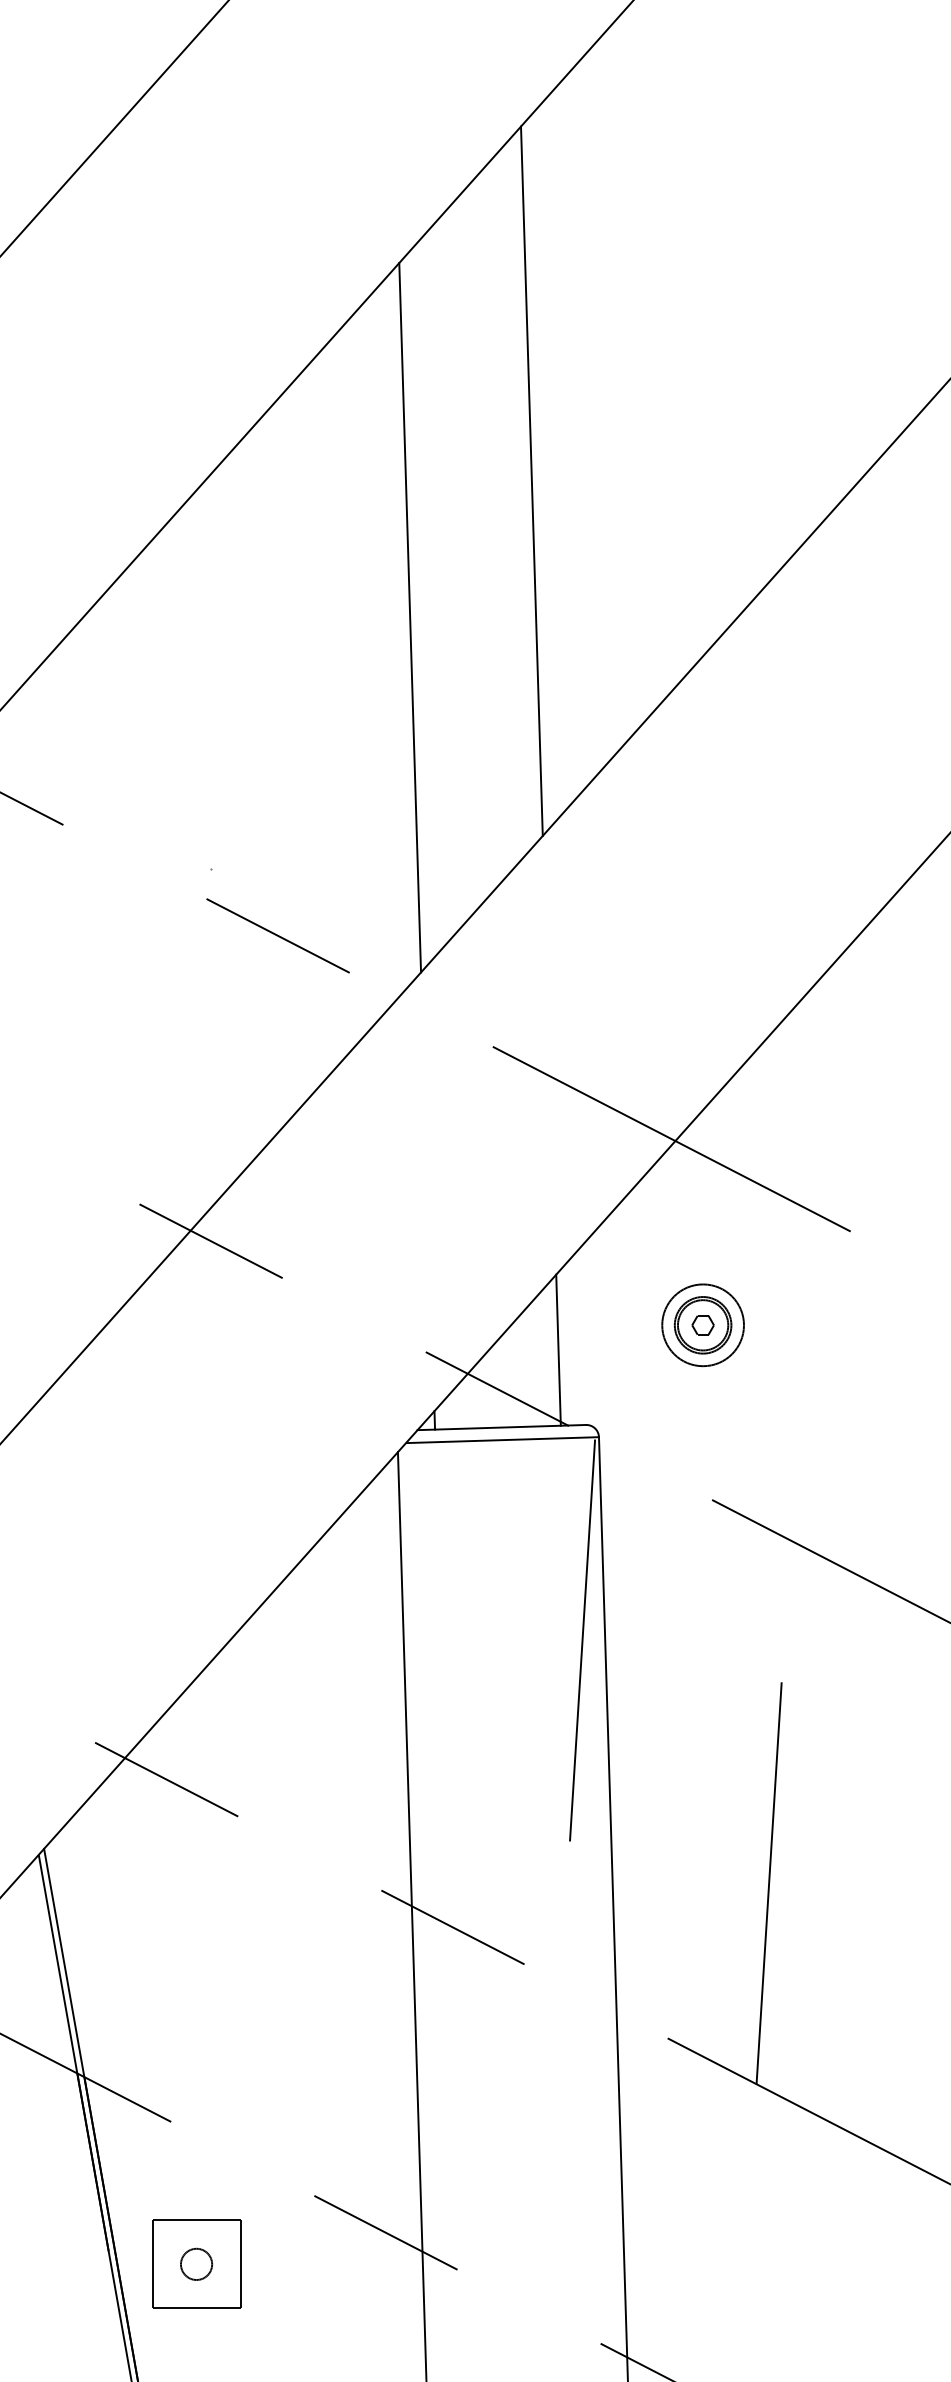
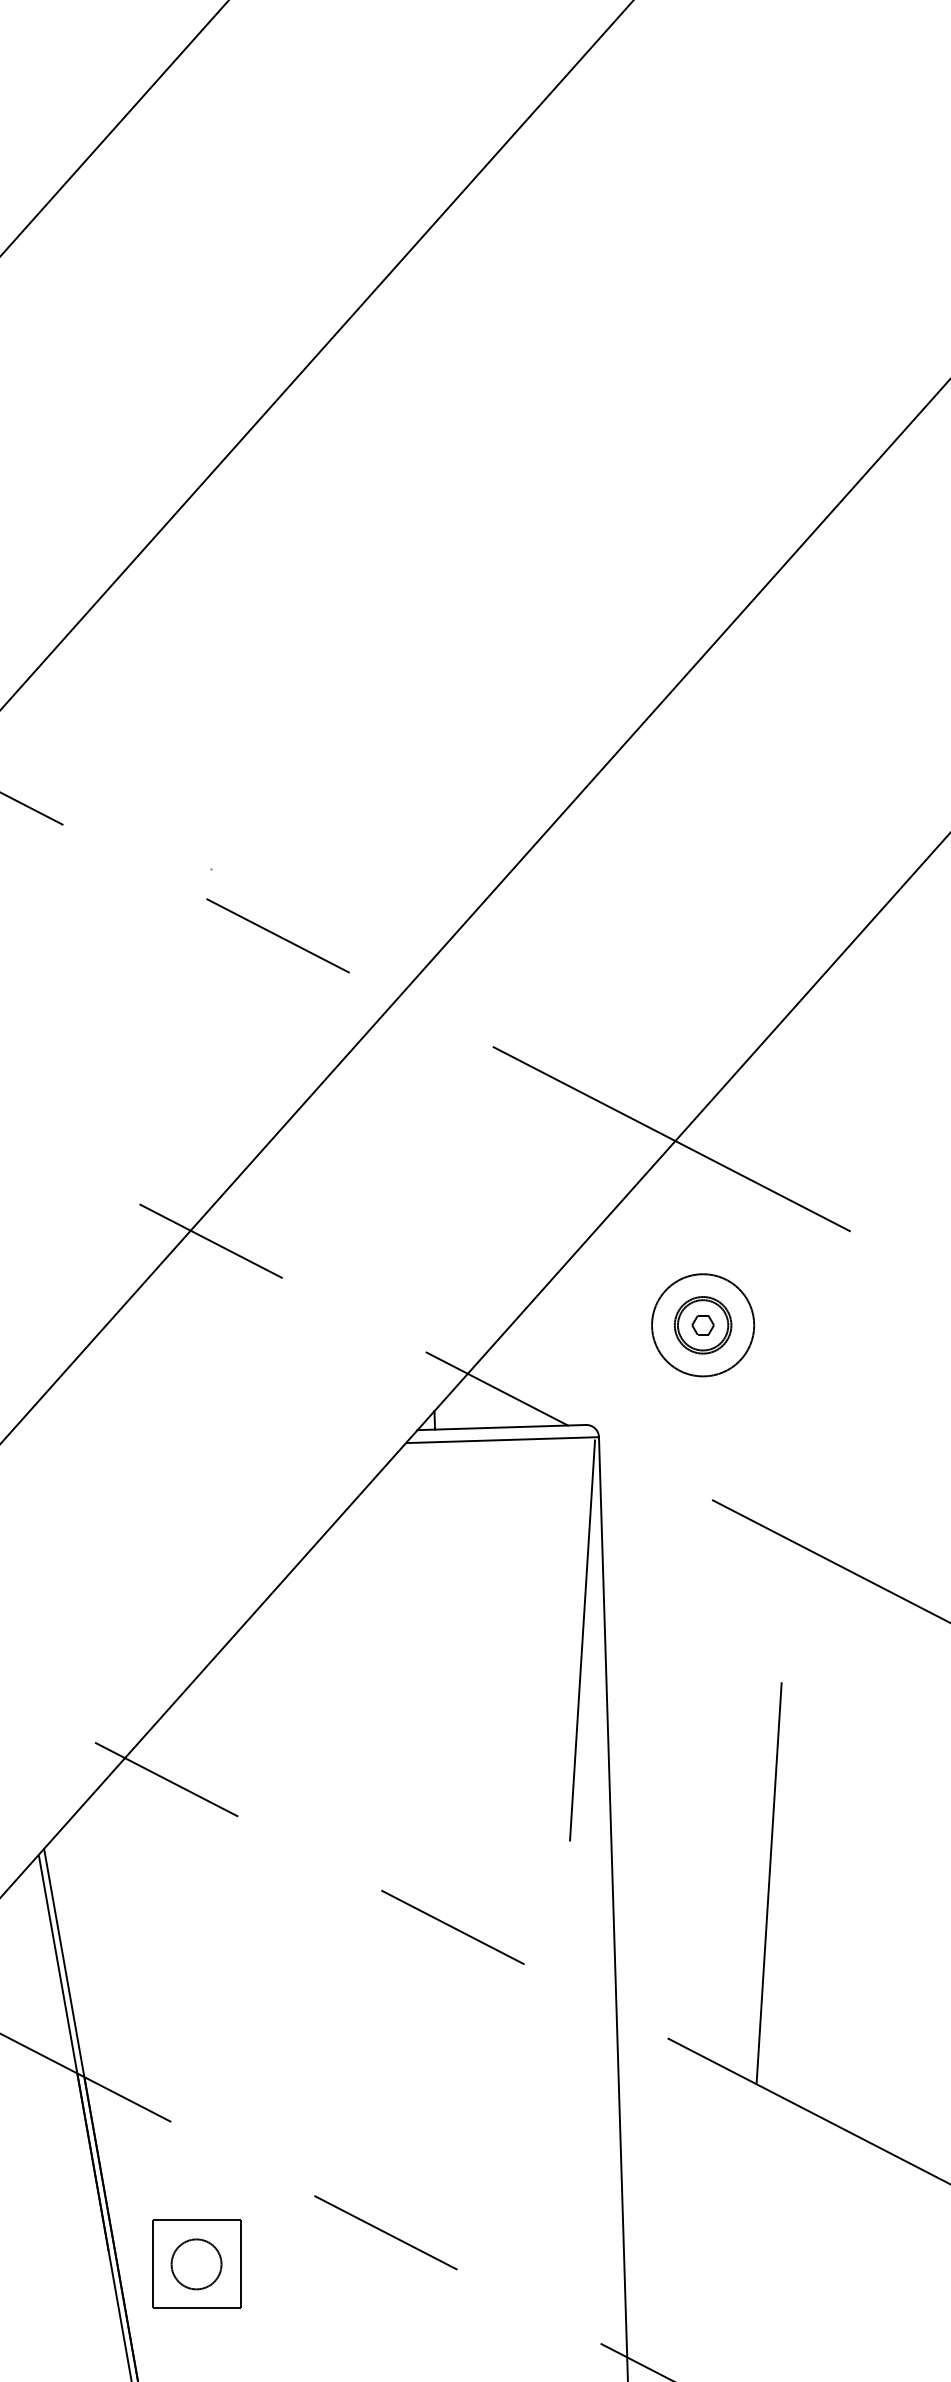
line: present -> none (531, 480)
line: present -> none (410, 617)
circle diameter: 82 px -> 102 px (703, 1325)
line: present -> none (558, 1349)
line: present -> none (411, 1915)
circle diameter: 31 px -> 50 px (196, 2264)
